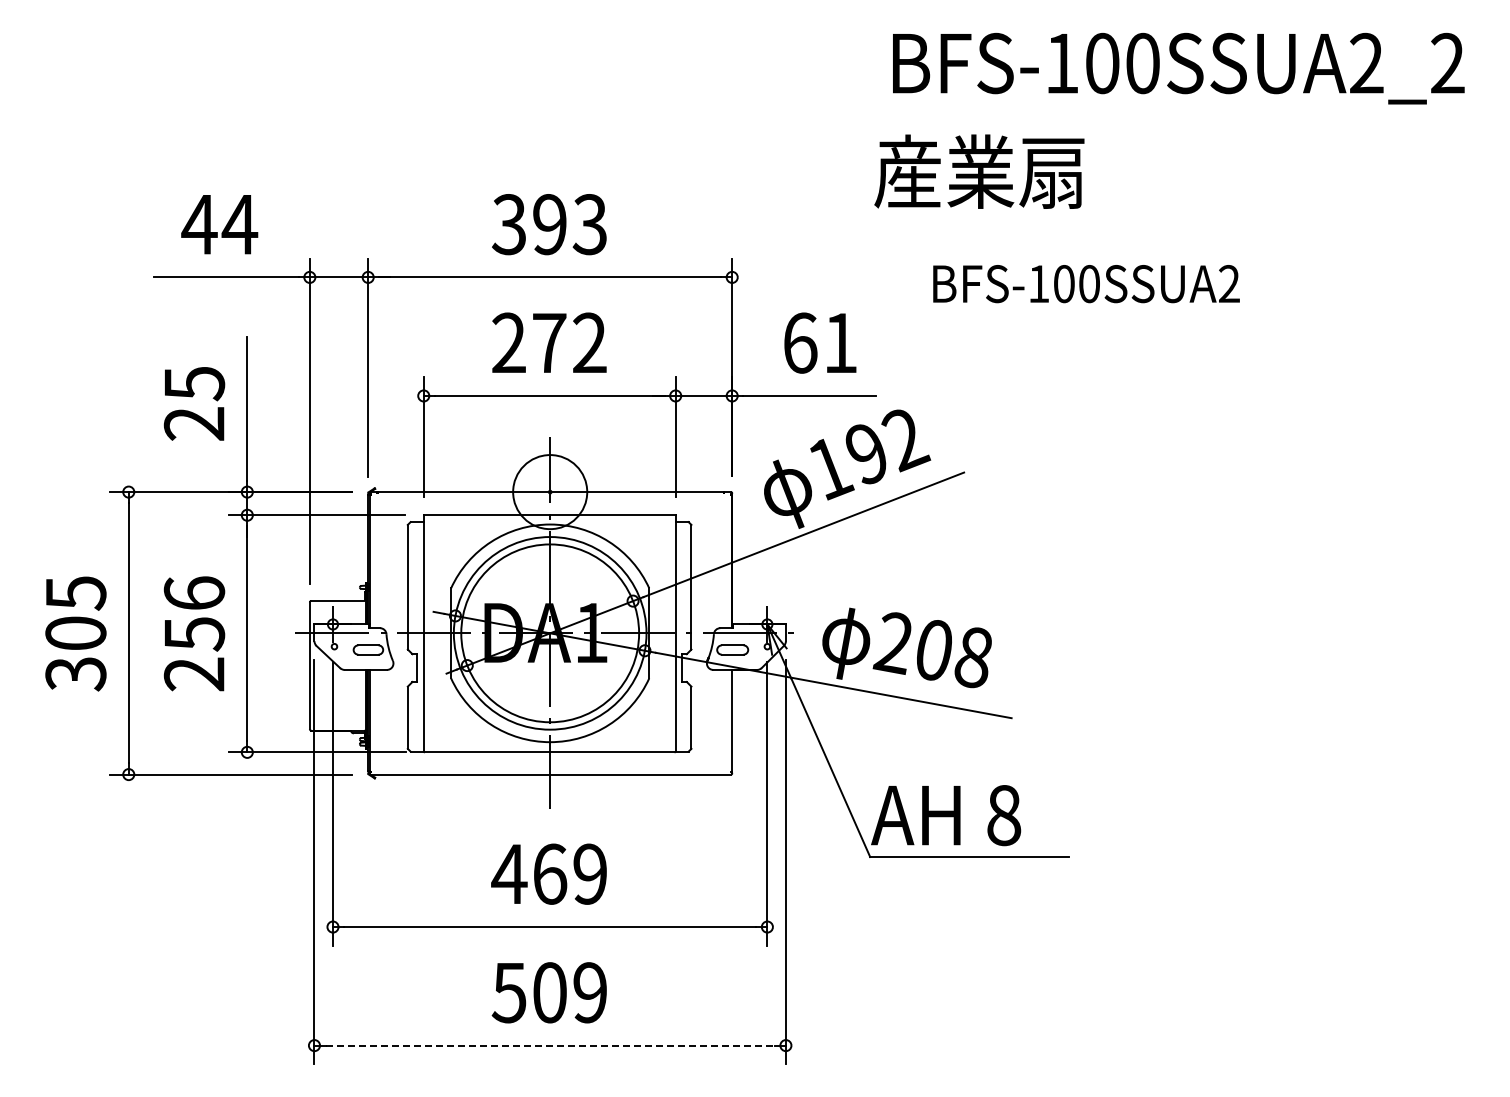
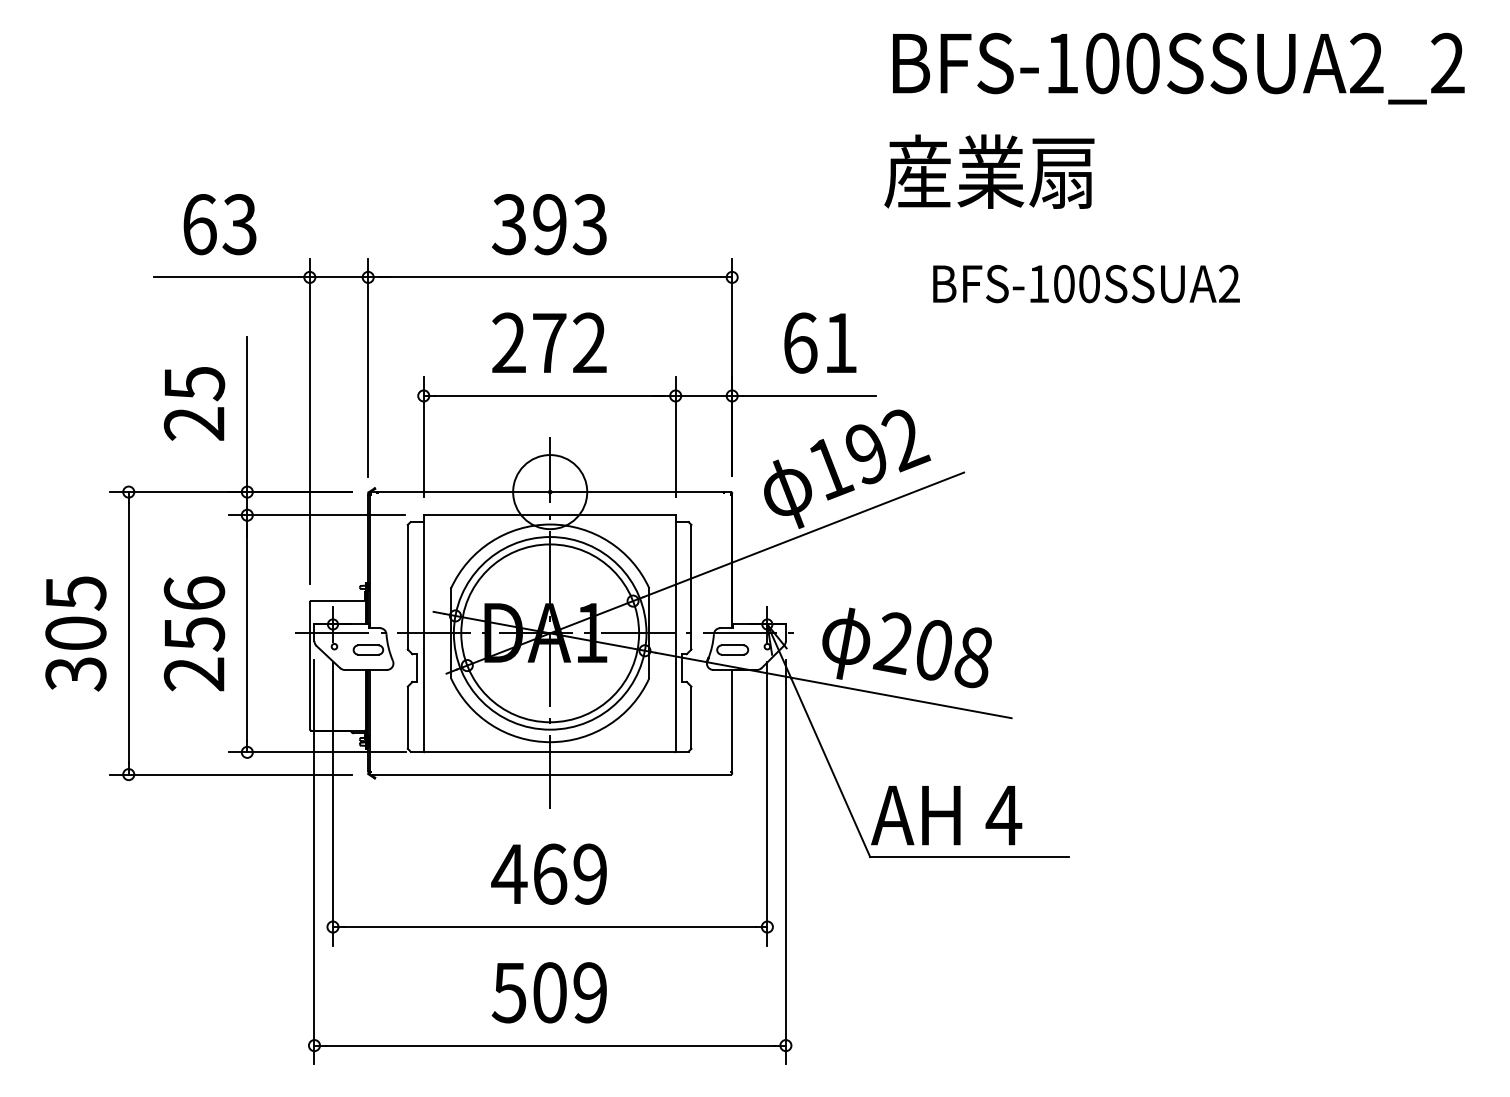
text position: (979, 171) -> (989, 171) (989, 171)
text: 44 -> 63 (219, 224)
text: 8 -> 4 (1003, 815)
line: dashed -> solid (550, 1045)
